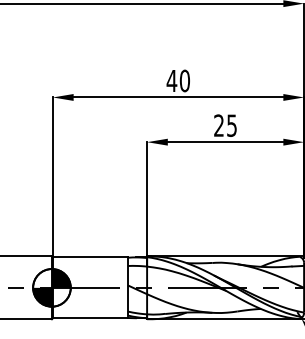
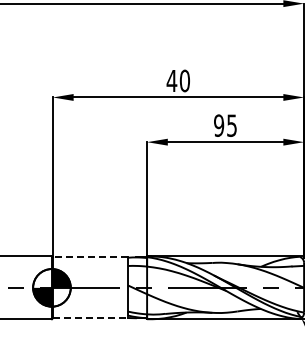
text: 25 -> 95 (219, 125)
line: solid -> dashed (90, 257)
line: solid -> dashed (90, 318)
